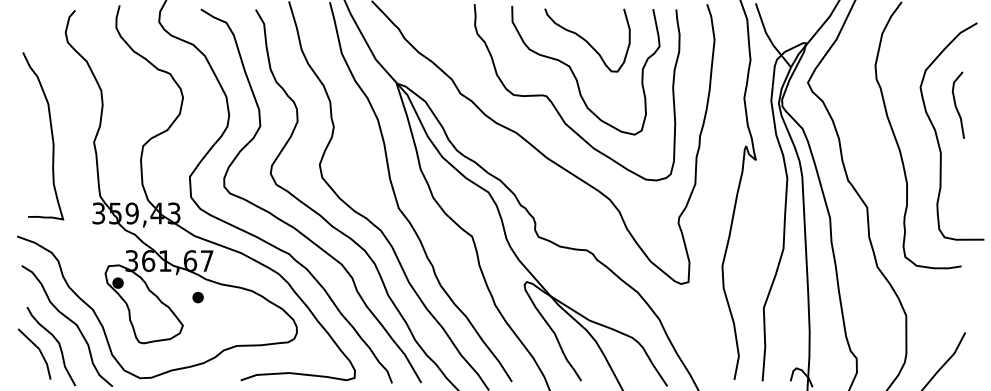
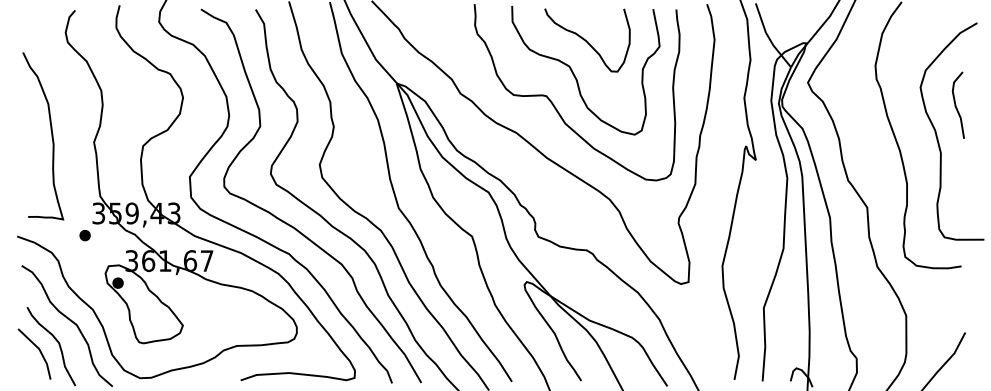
part position: (197, 297) -> (84, 235) (84, 235)
